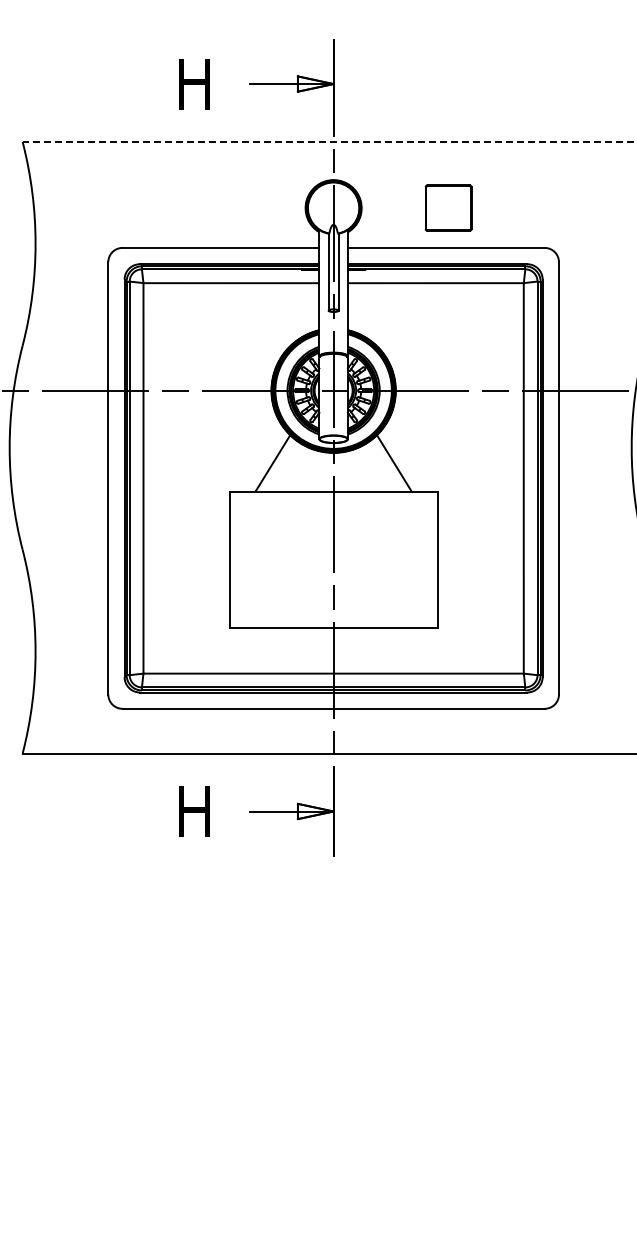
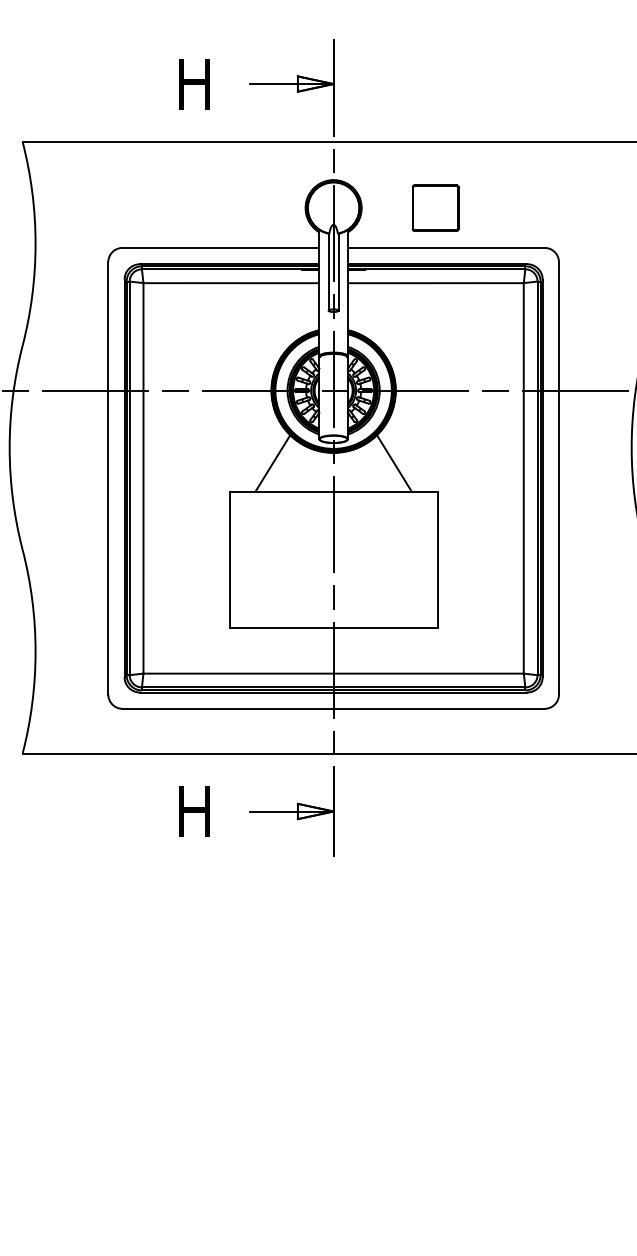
line: dashed -> solid (329, 141)
part position: (448, 207) -> (435, 207) (435, 207)
